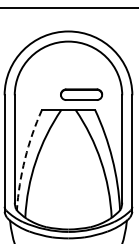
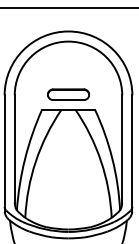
part position: (81, 94) -> (68, 94) (68, 94)
arc: dashed -> solid (25, 158)
